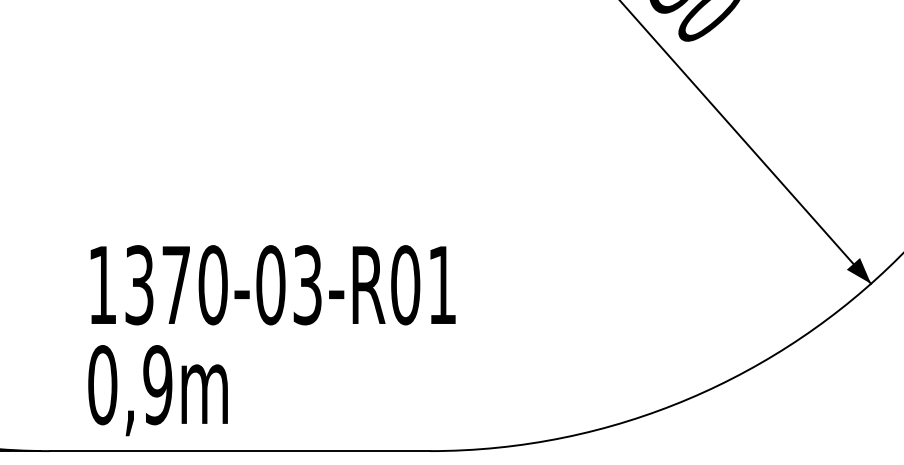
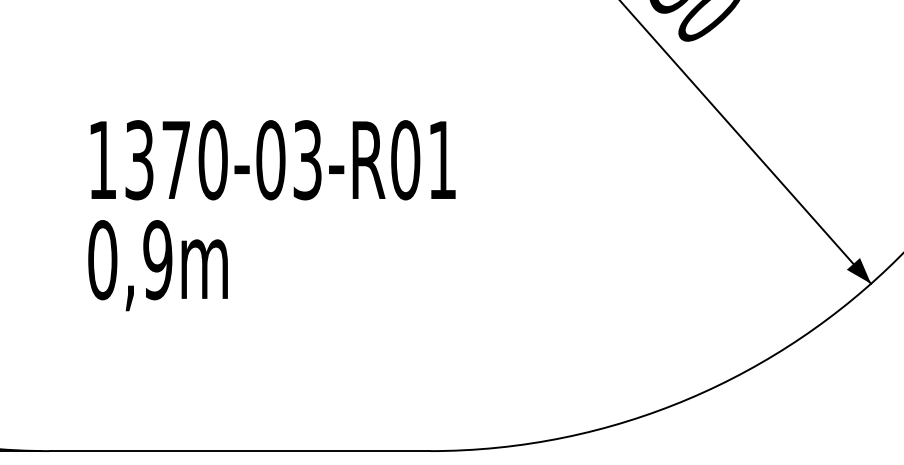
text position: (271, 340) -> (271, 215) (271, 215)
